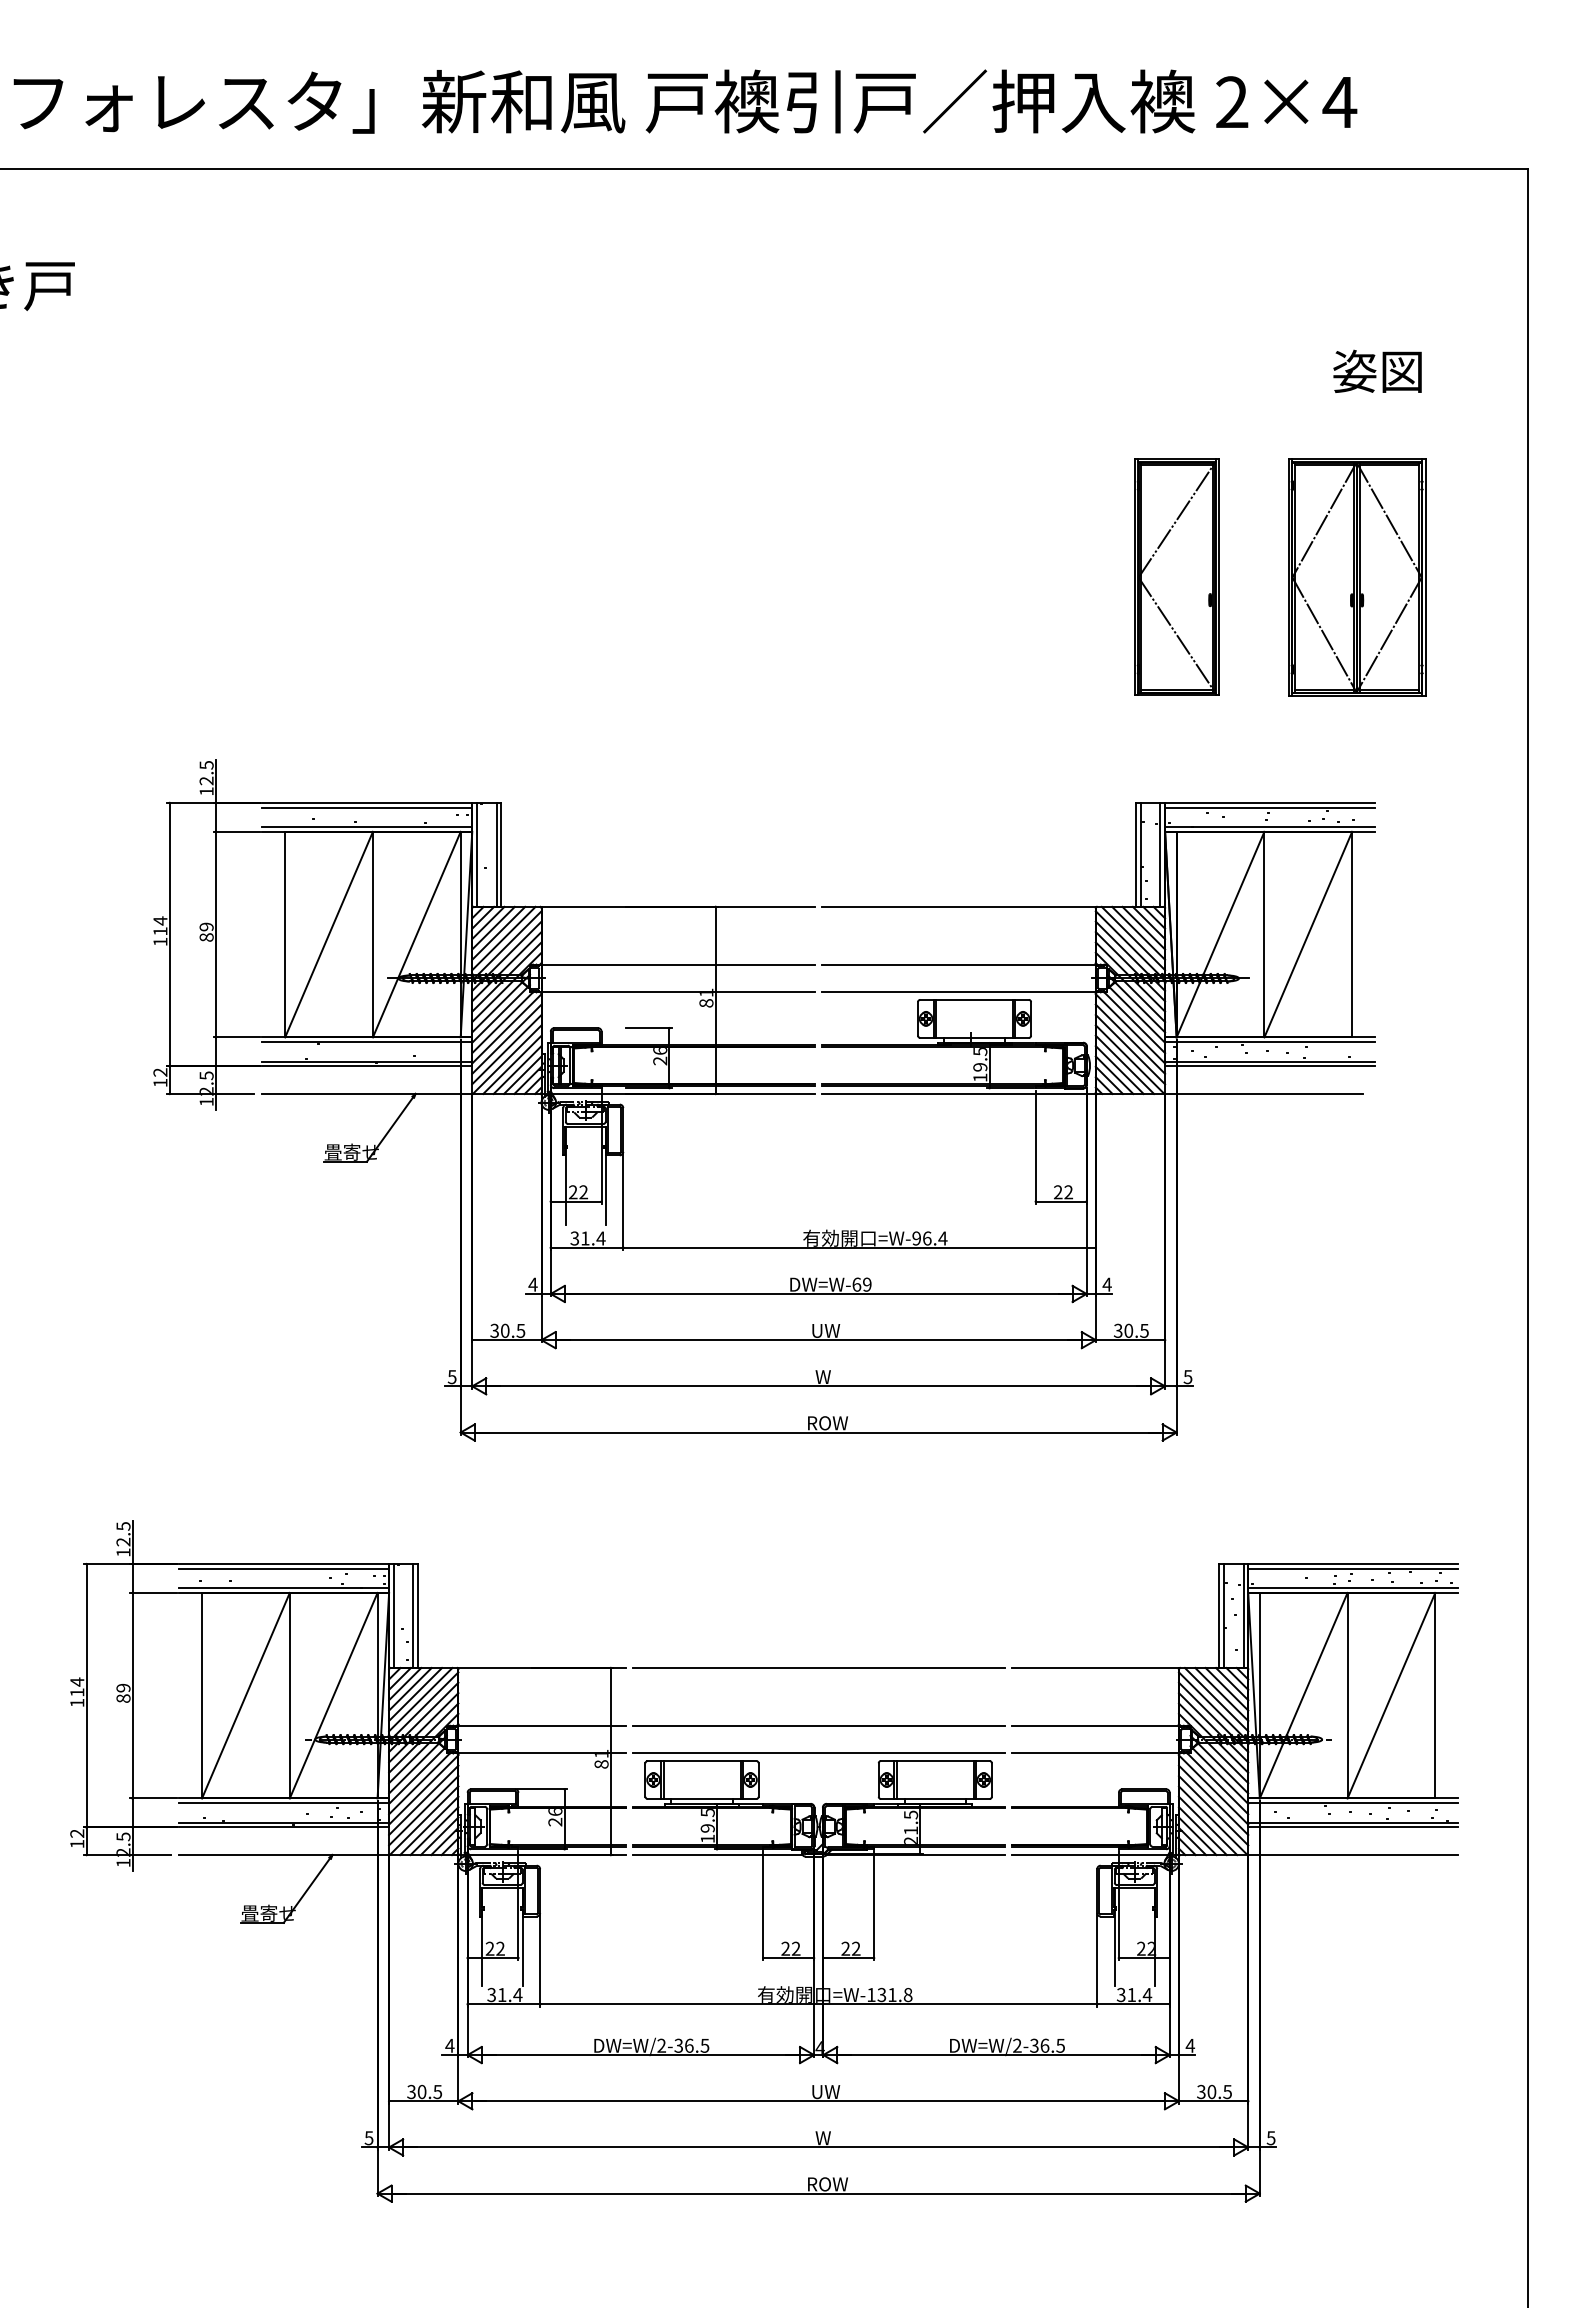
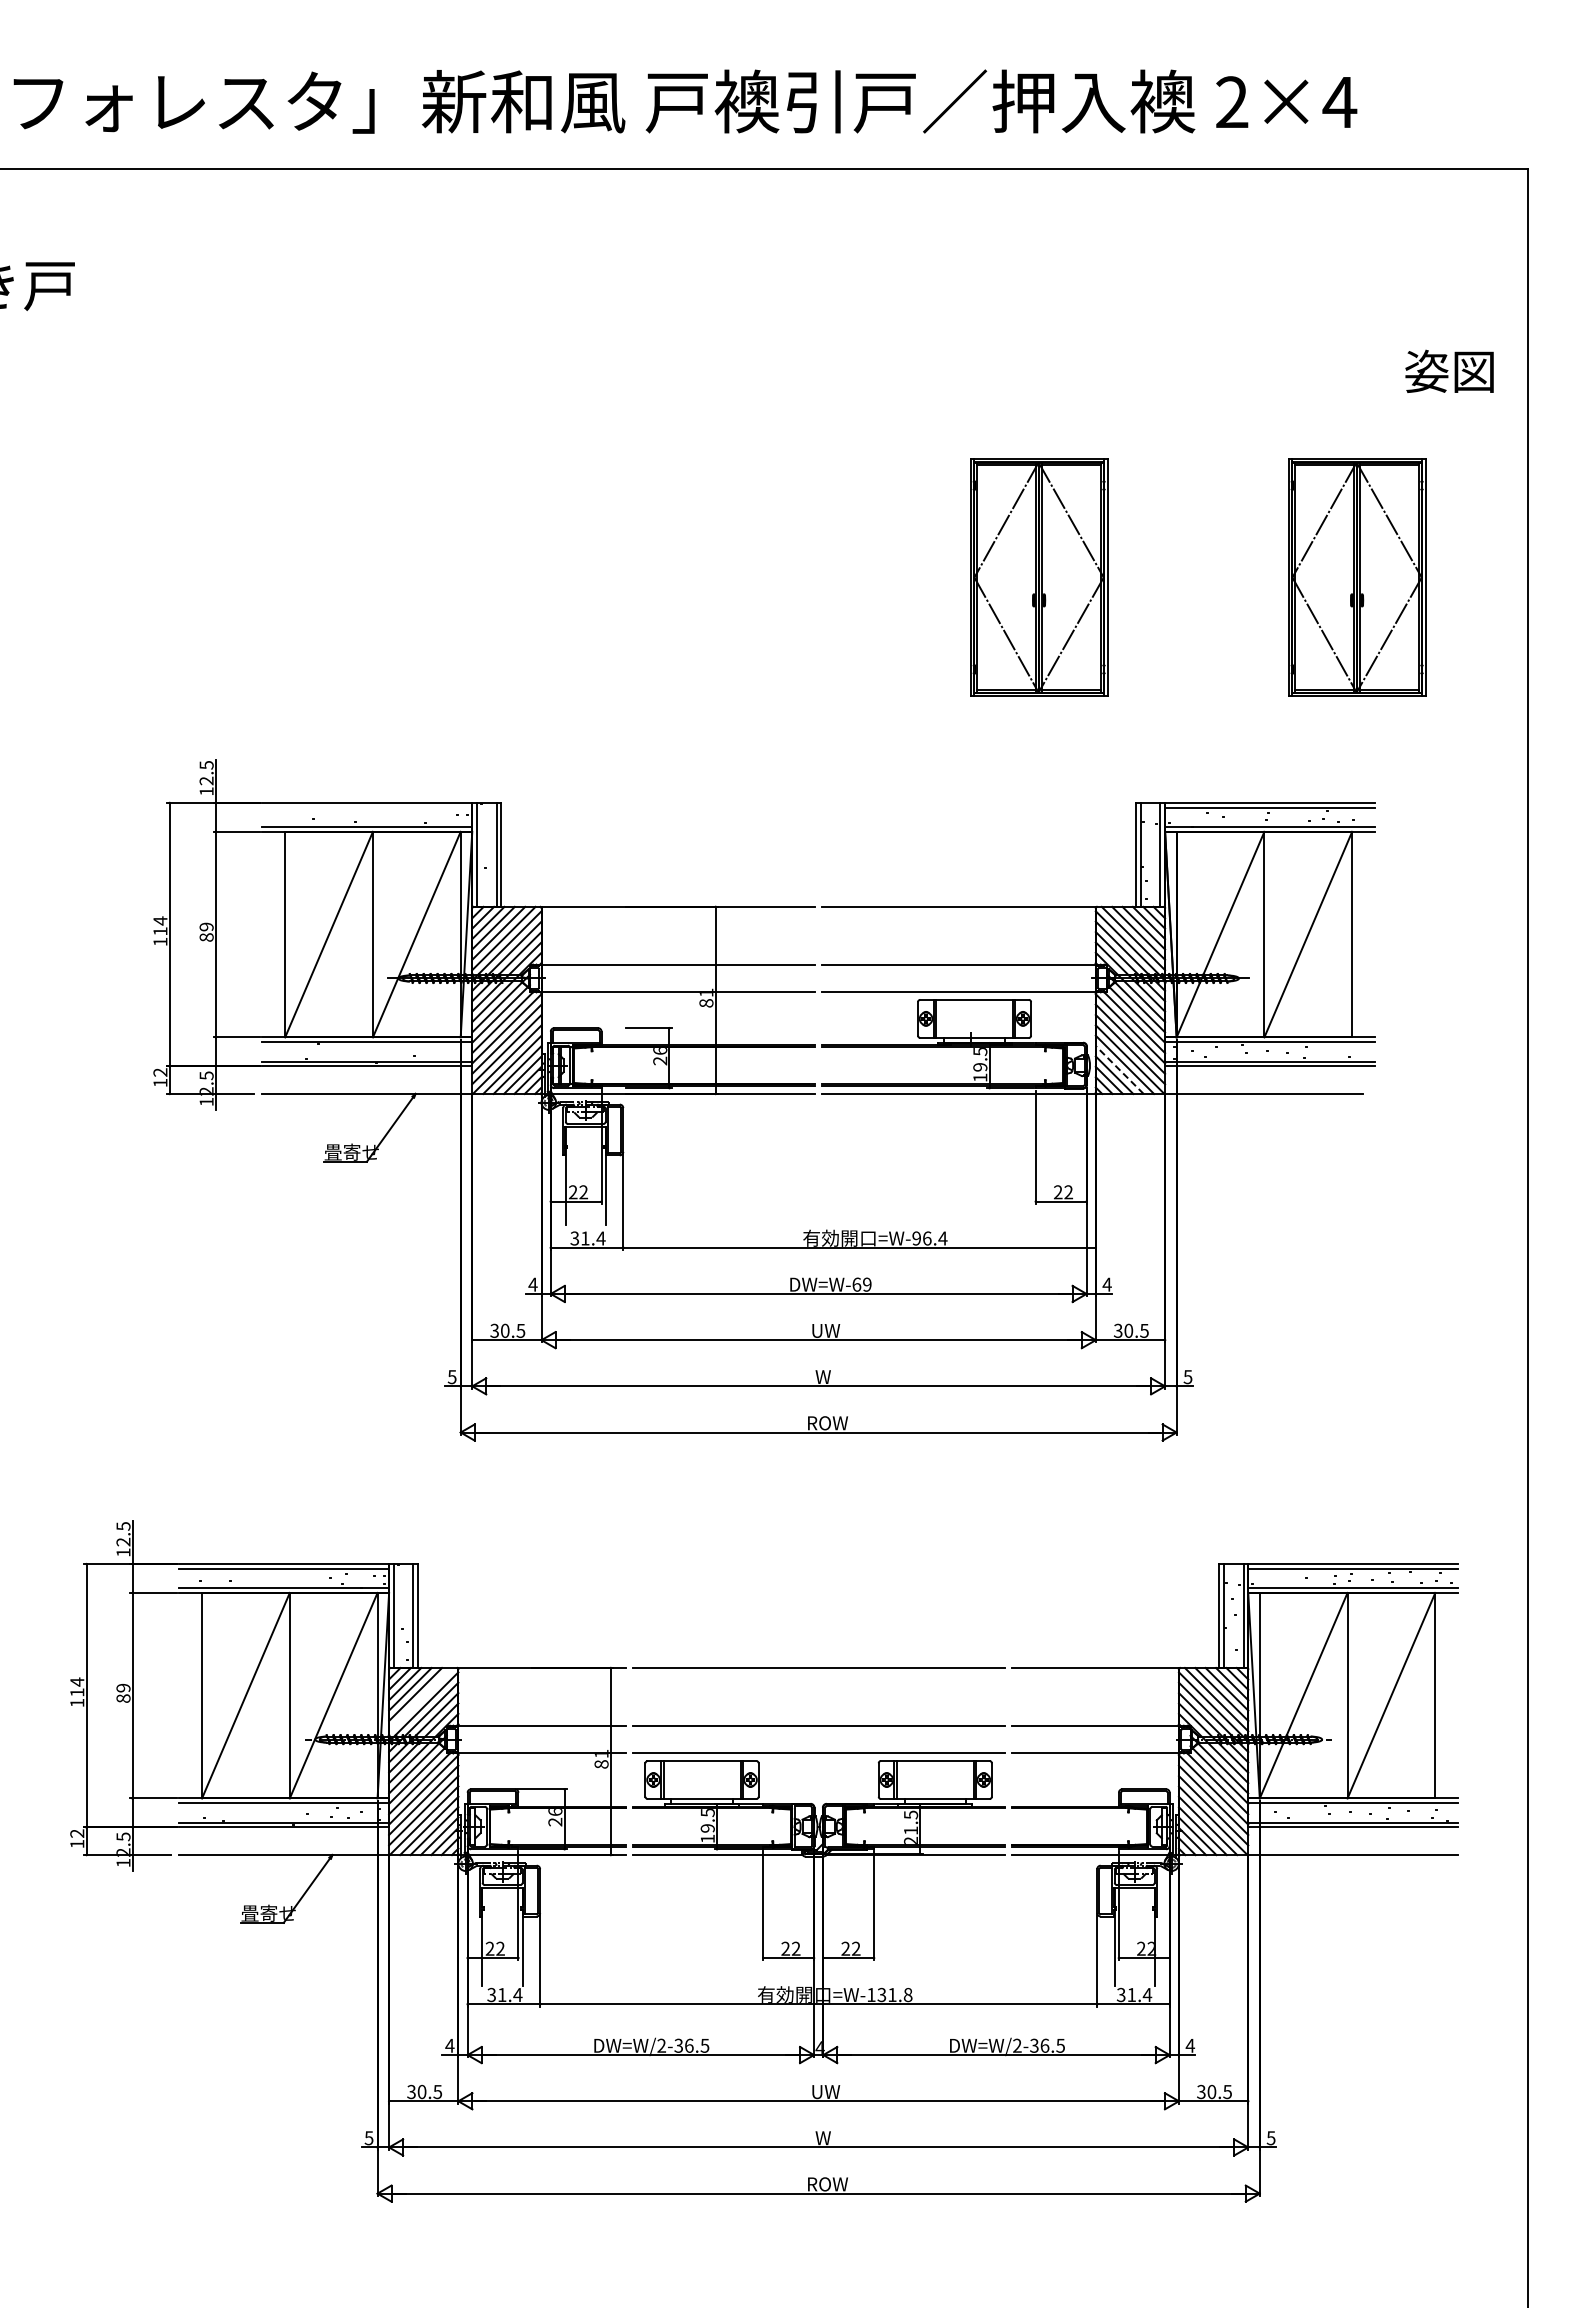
text position: (1377, 370) -> (1449, 370) (1449, 370)
part: present -> none (1176, 576)
part: none -> present (1039, 577)
line: present -> none (367, 807)
line: solid -> dashed (1119, 1070)
line: present -> none (420, 1699)
